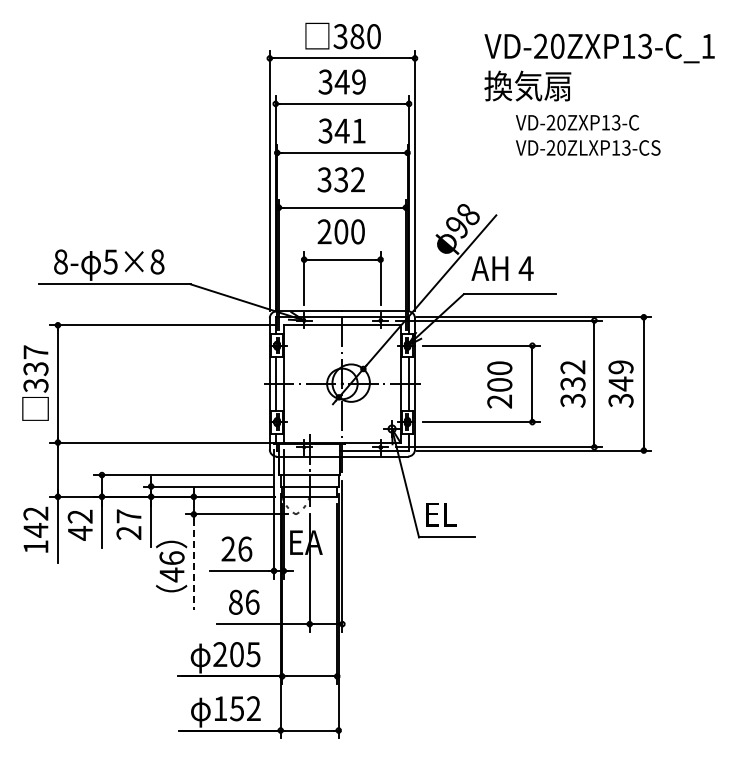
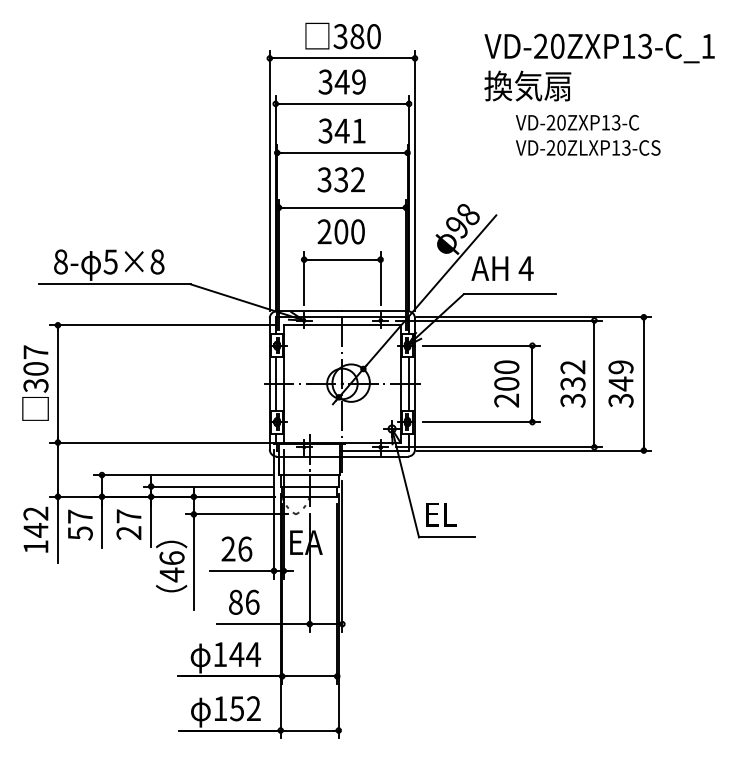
text: 337 -> 307 (35, 369)
text position: (499, 384) -> (506, 383) (506, 383)
text: 42 -> 57 (79, 524)
line: dashed -> solid (193, 564)
text: 205 -> 144 (237, 654)
